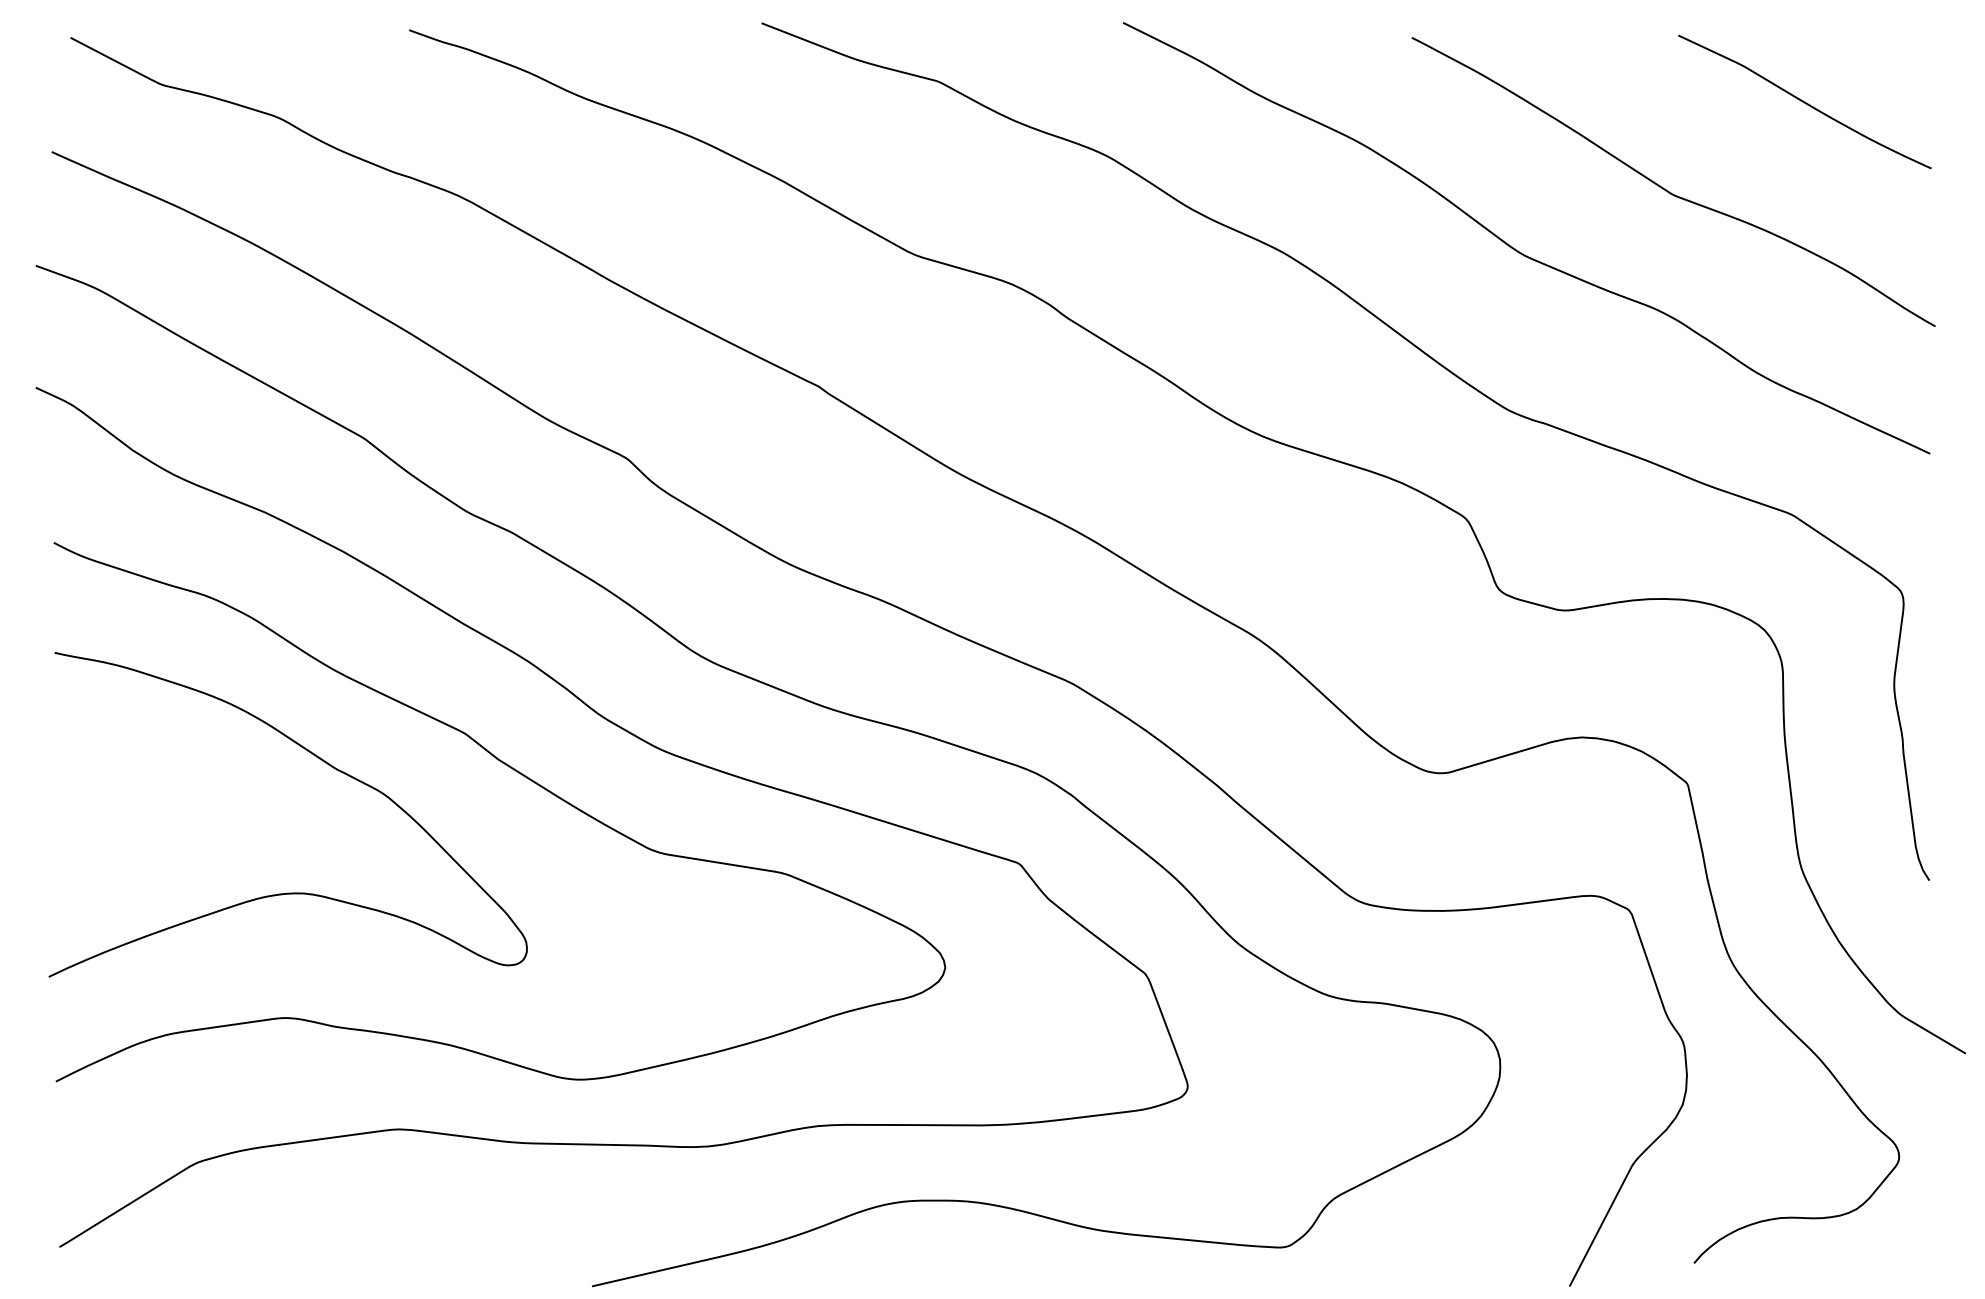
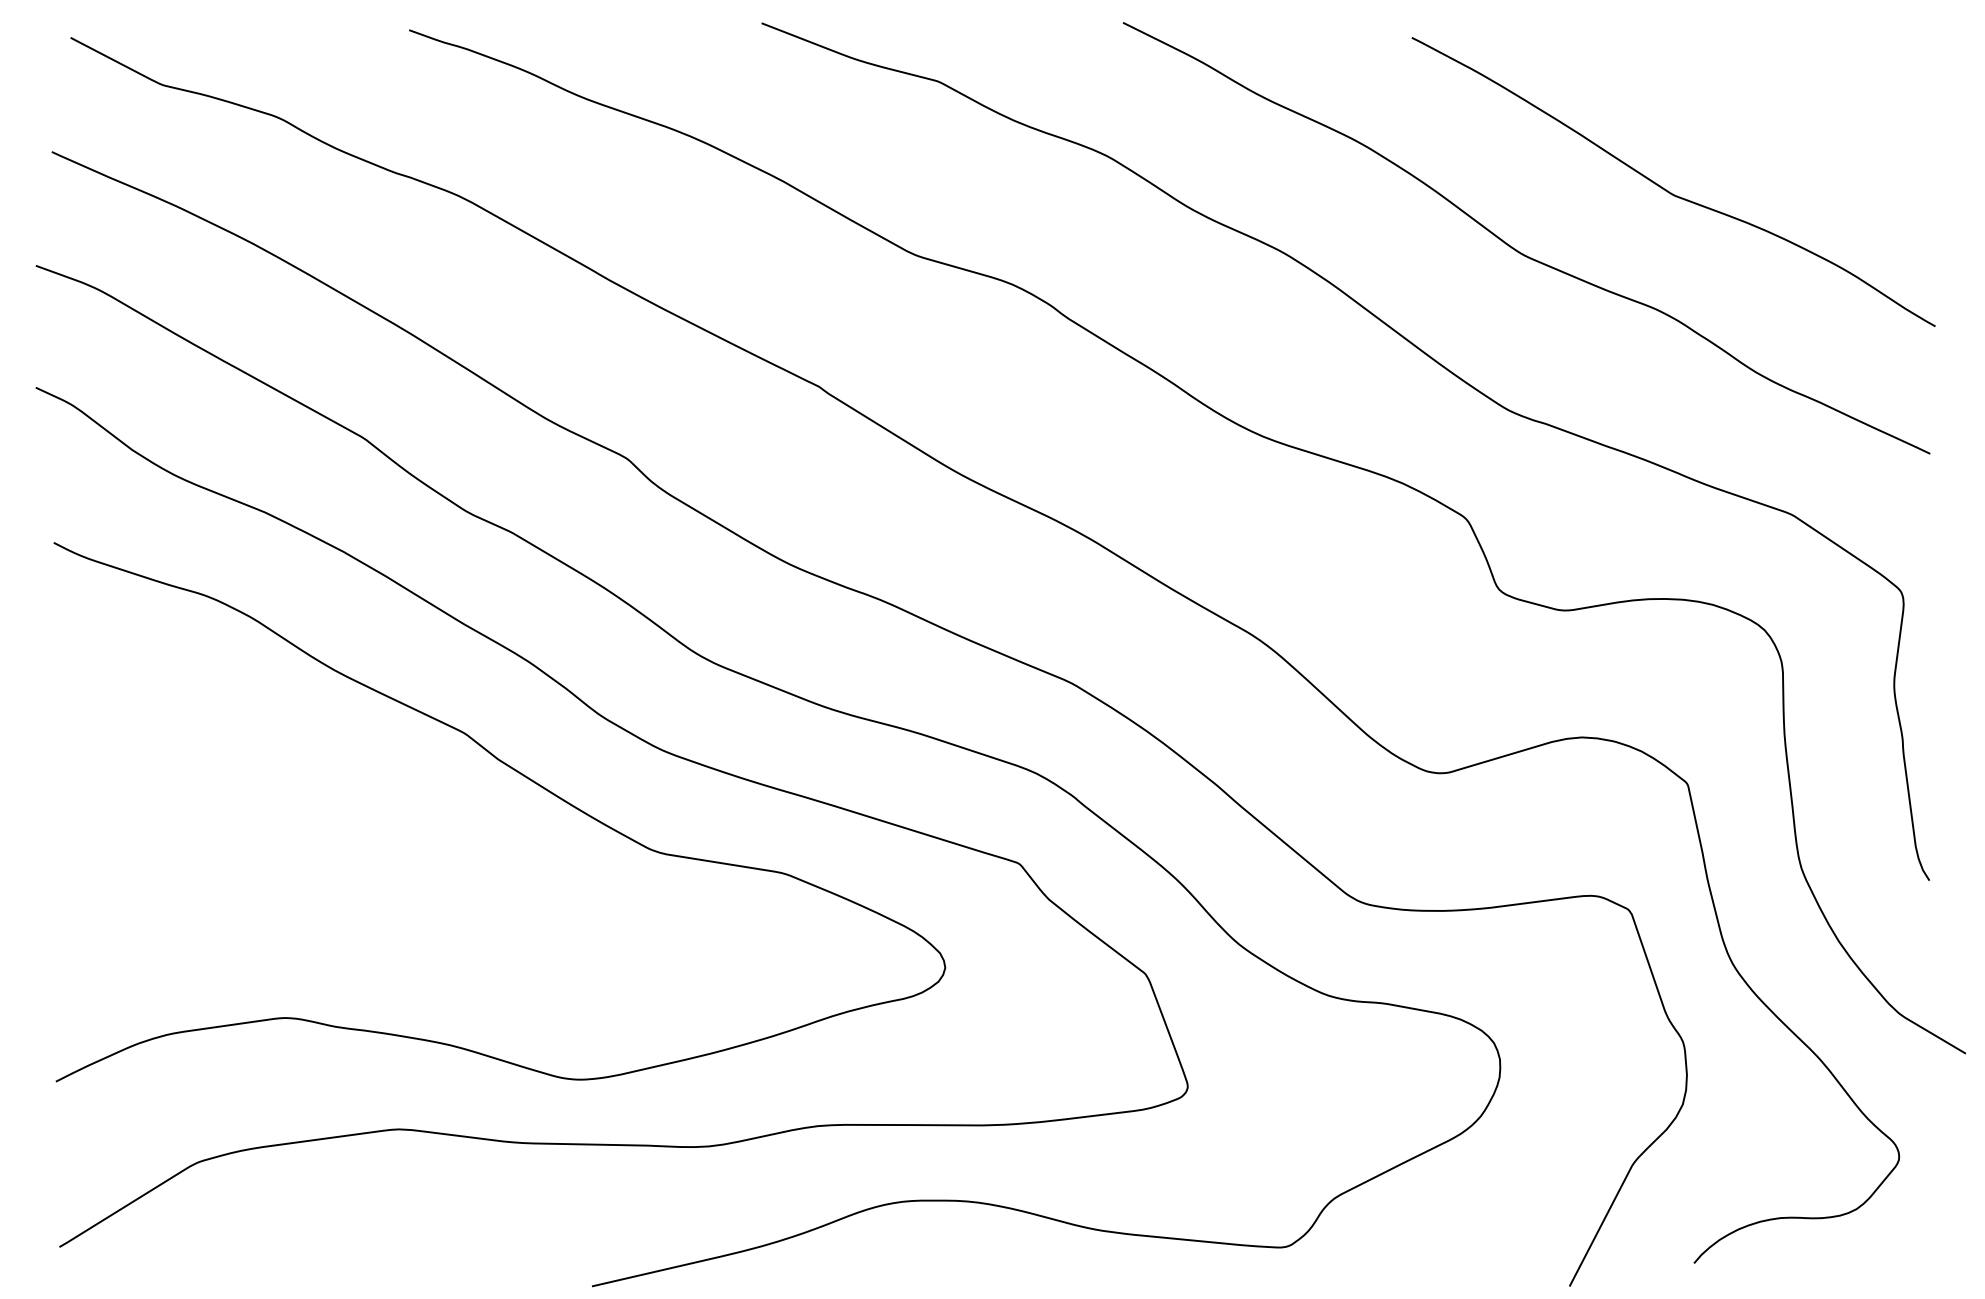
curve: present -> none (1804, 101)
curve: present -> none (322, 761)
